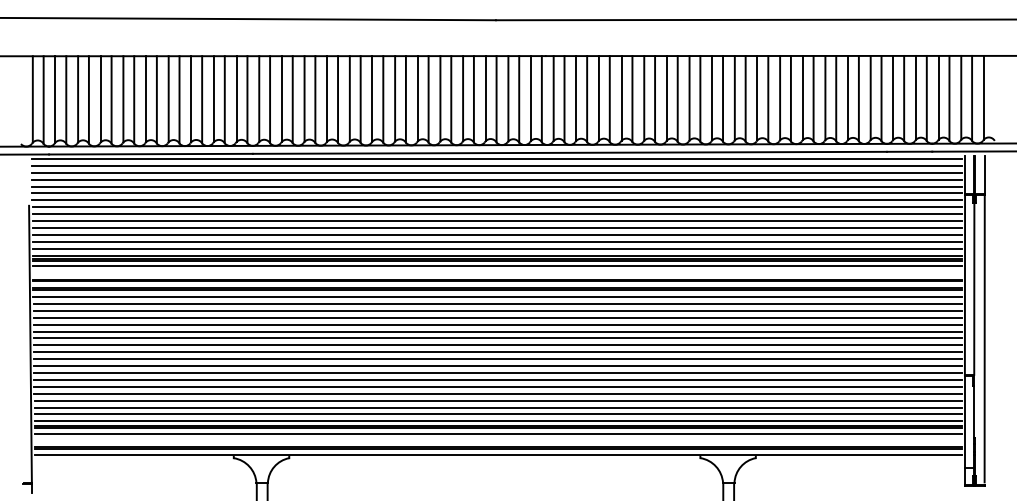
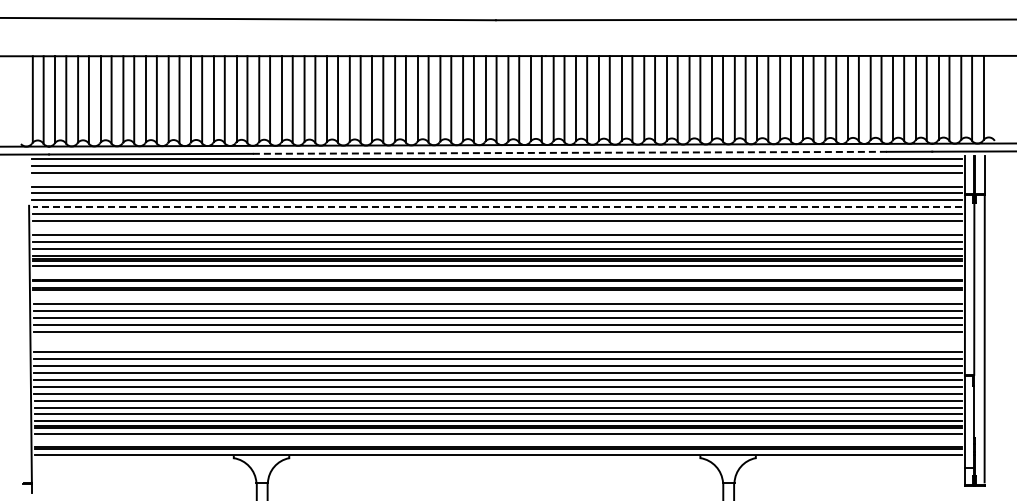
line: solid -> dashed (570, 152)
line: present -> none (496, 179)
line: solid -> dashed (497, 207)
line: present -> none (497, 227)
line: present -> none (497, 296)
line: present -> none (497, 338)
line: present -> none (497, 345)
